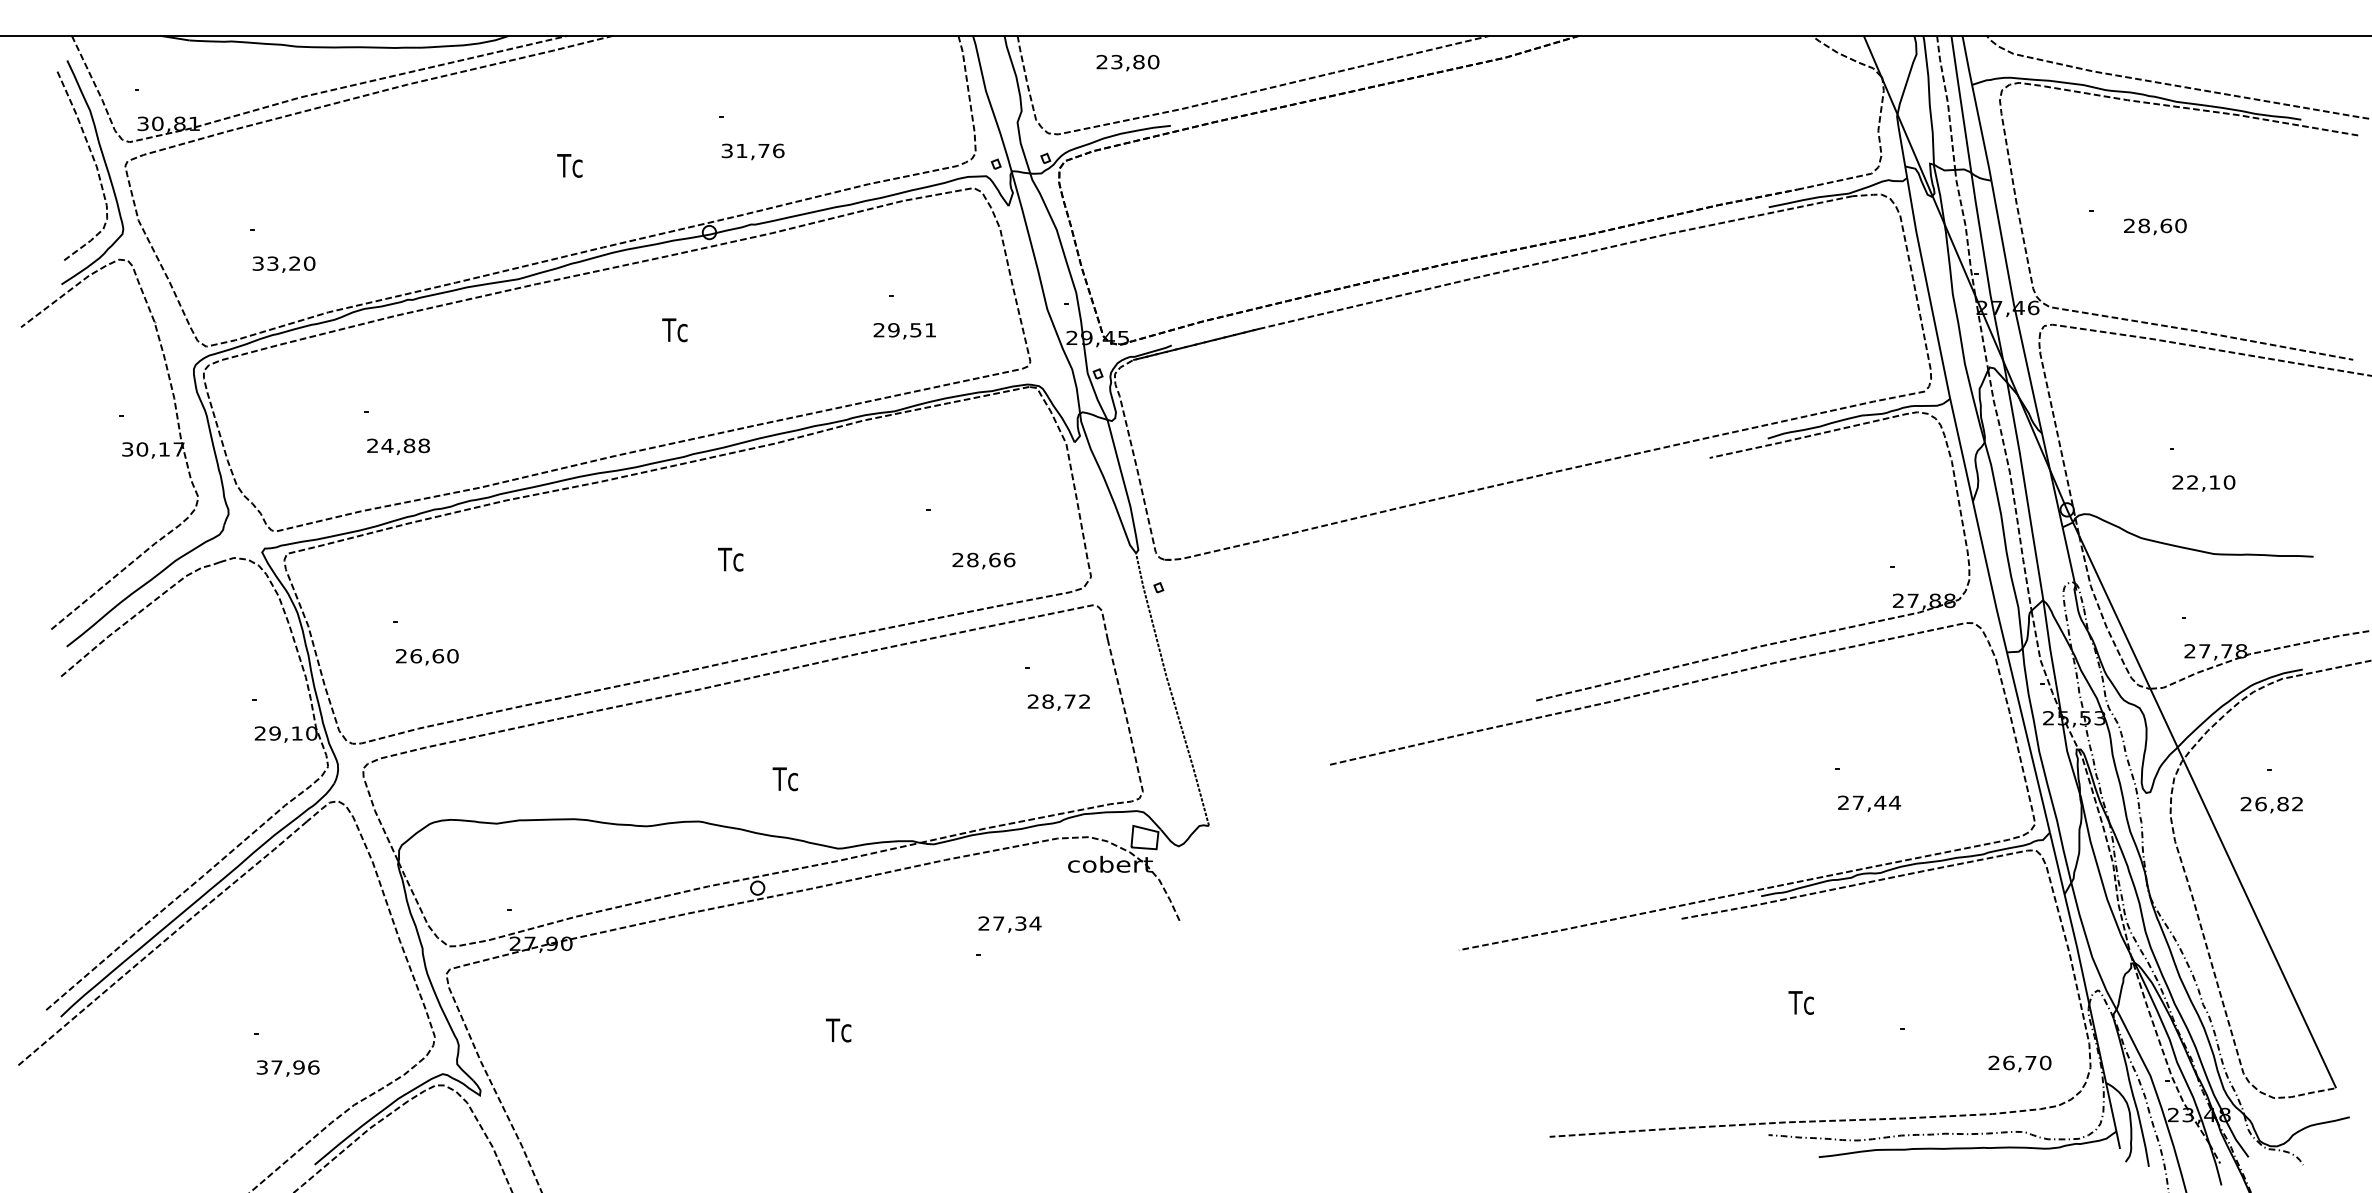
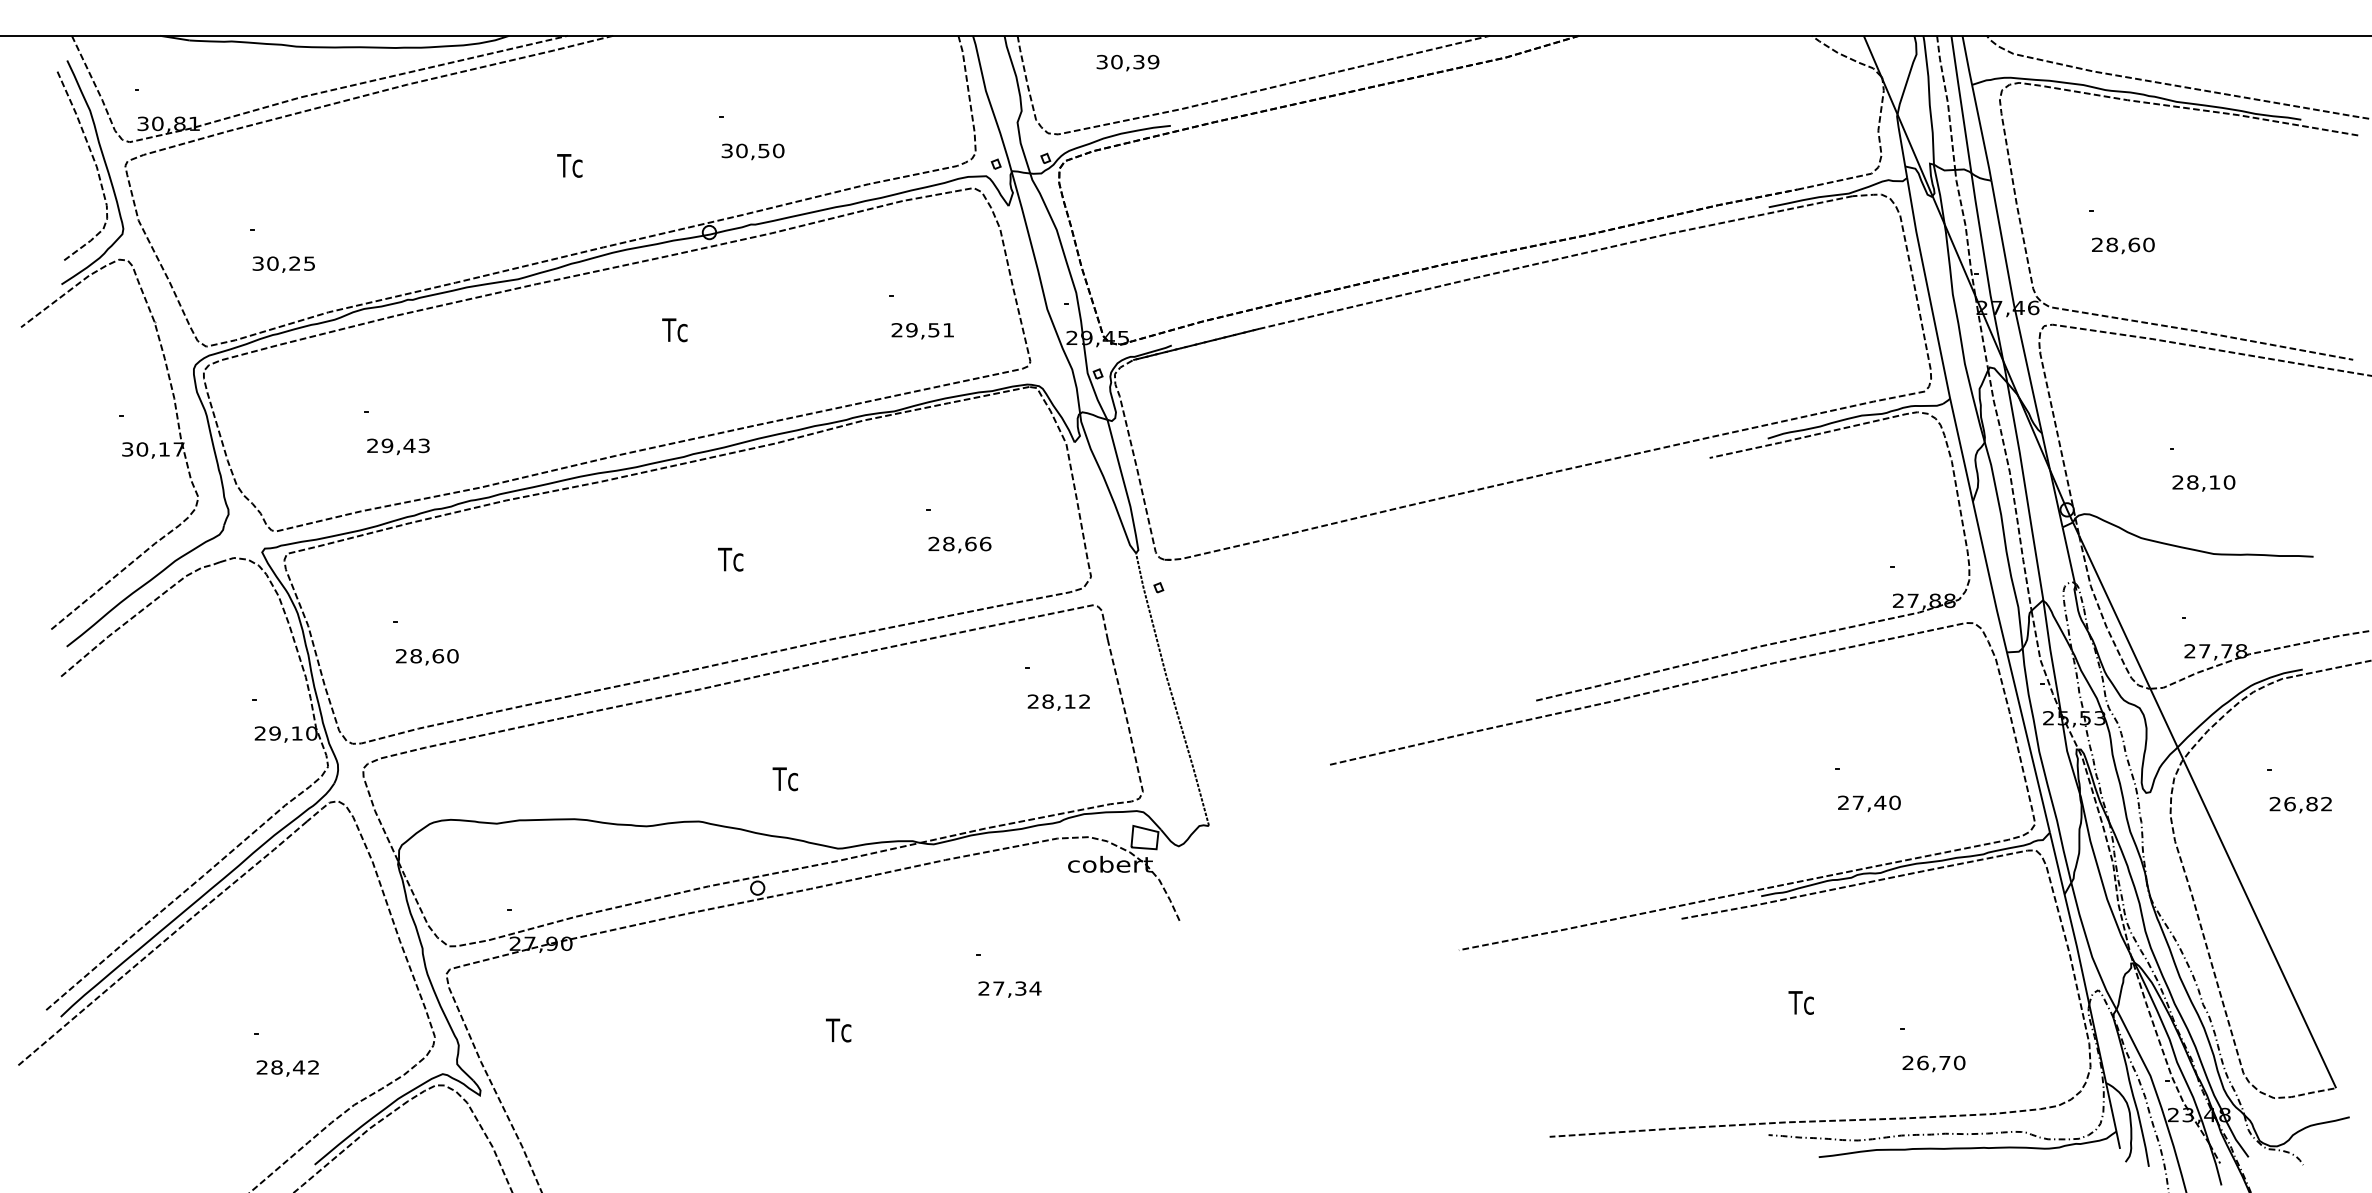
text: 23,80 -> 30,39 (1127, 62)
text: 31,76 -> 30,50 (760, 150)
text position: (2155, 226) -> (2123, 245) (2123, 245)
text: 33,20 -> 30,25 (291, 263)
text position: (904, 331) -> (922, 331) (922, 331)
text: 24,88 -> 29,43 (405, 445)
text: 22,10 -> 28,10 (2192, 482)
text position: (983, 560) -> (959, 544) (959, 544)
text: 26,60 -> 28,60 (416, 656)
text: 28,72 -> 28,12 (1069, 701)
text: 27,44 -> 27,40 (1894, 802)
text position: (2271, 805) -> (2300, 805) (2300, 805)
text position: (1009, 924) -> (1009, 989) (1009, 989)
text position: (2019, 1063) -> (1933, 1063) (1933, 1063)
text: 37,96 -> 28,42 (287, 1067)
